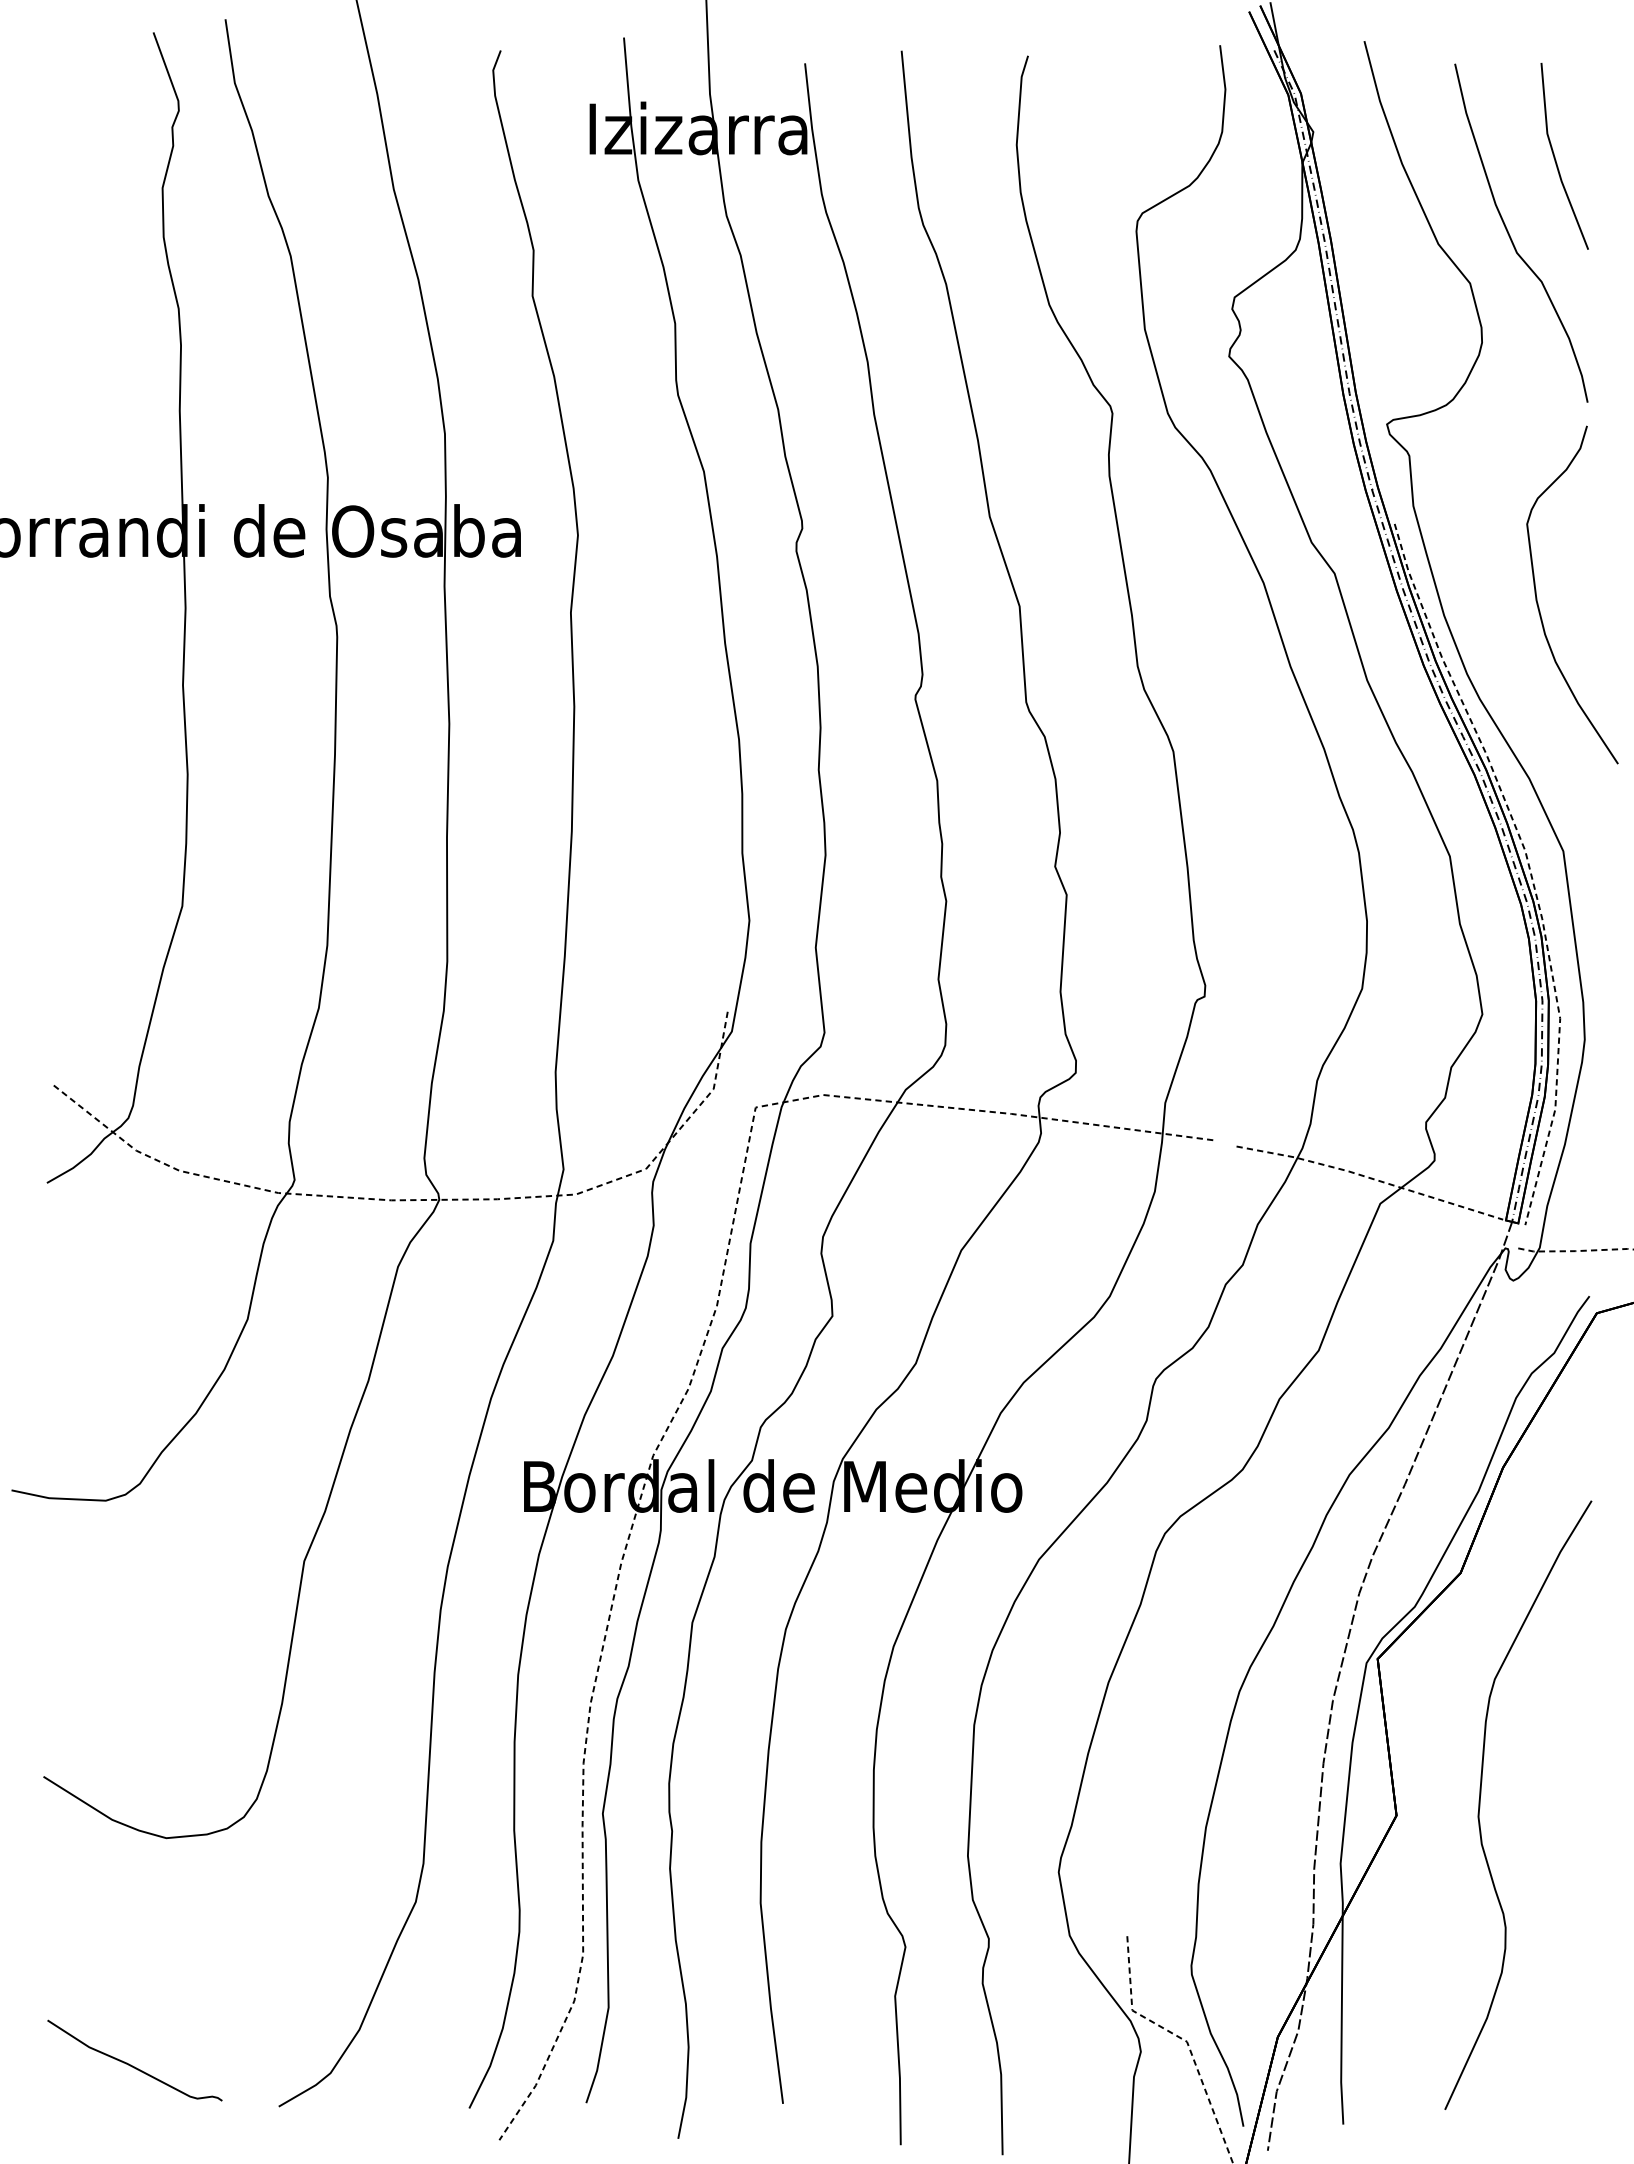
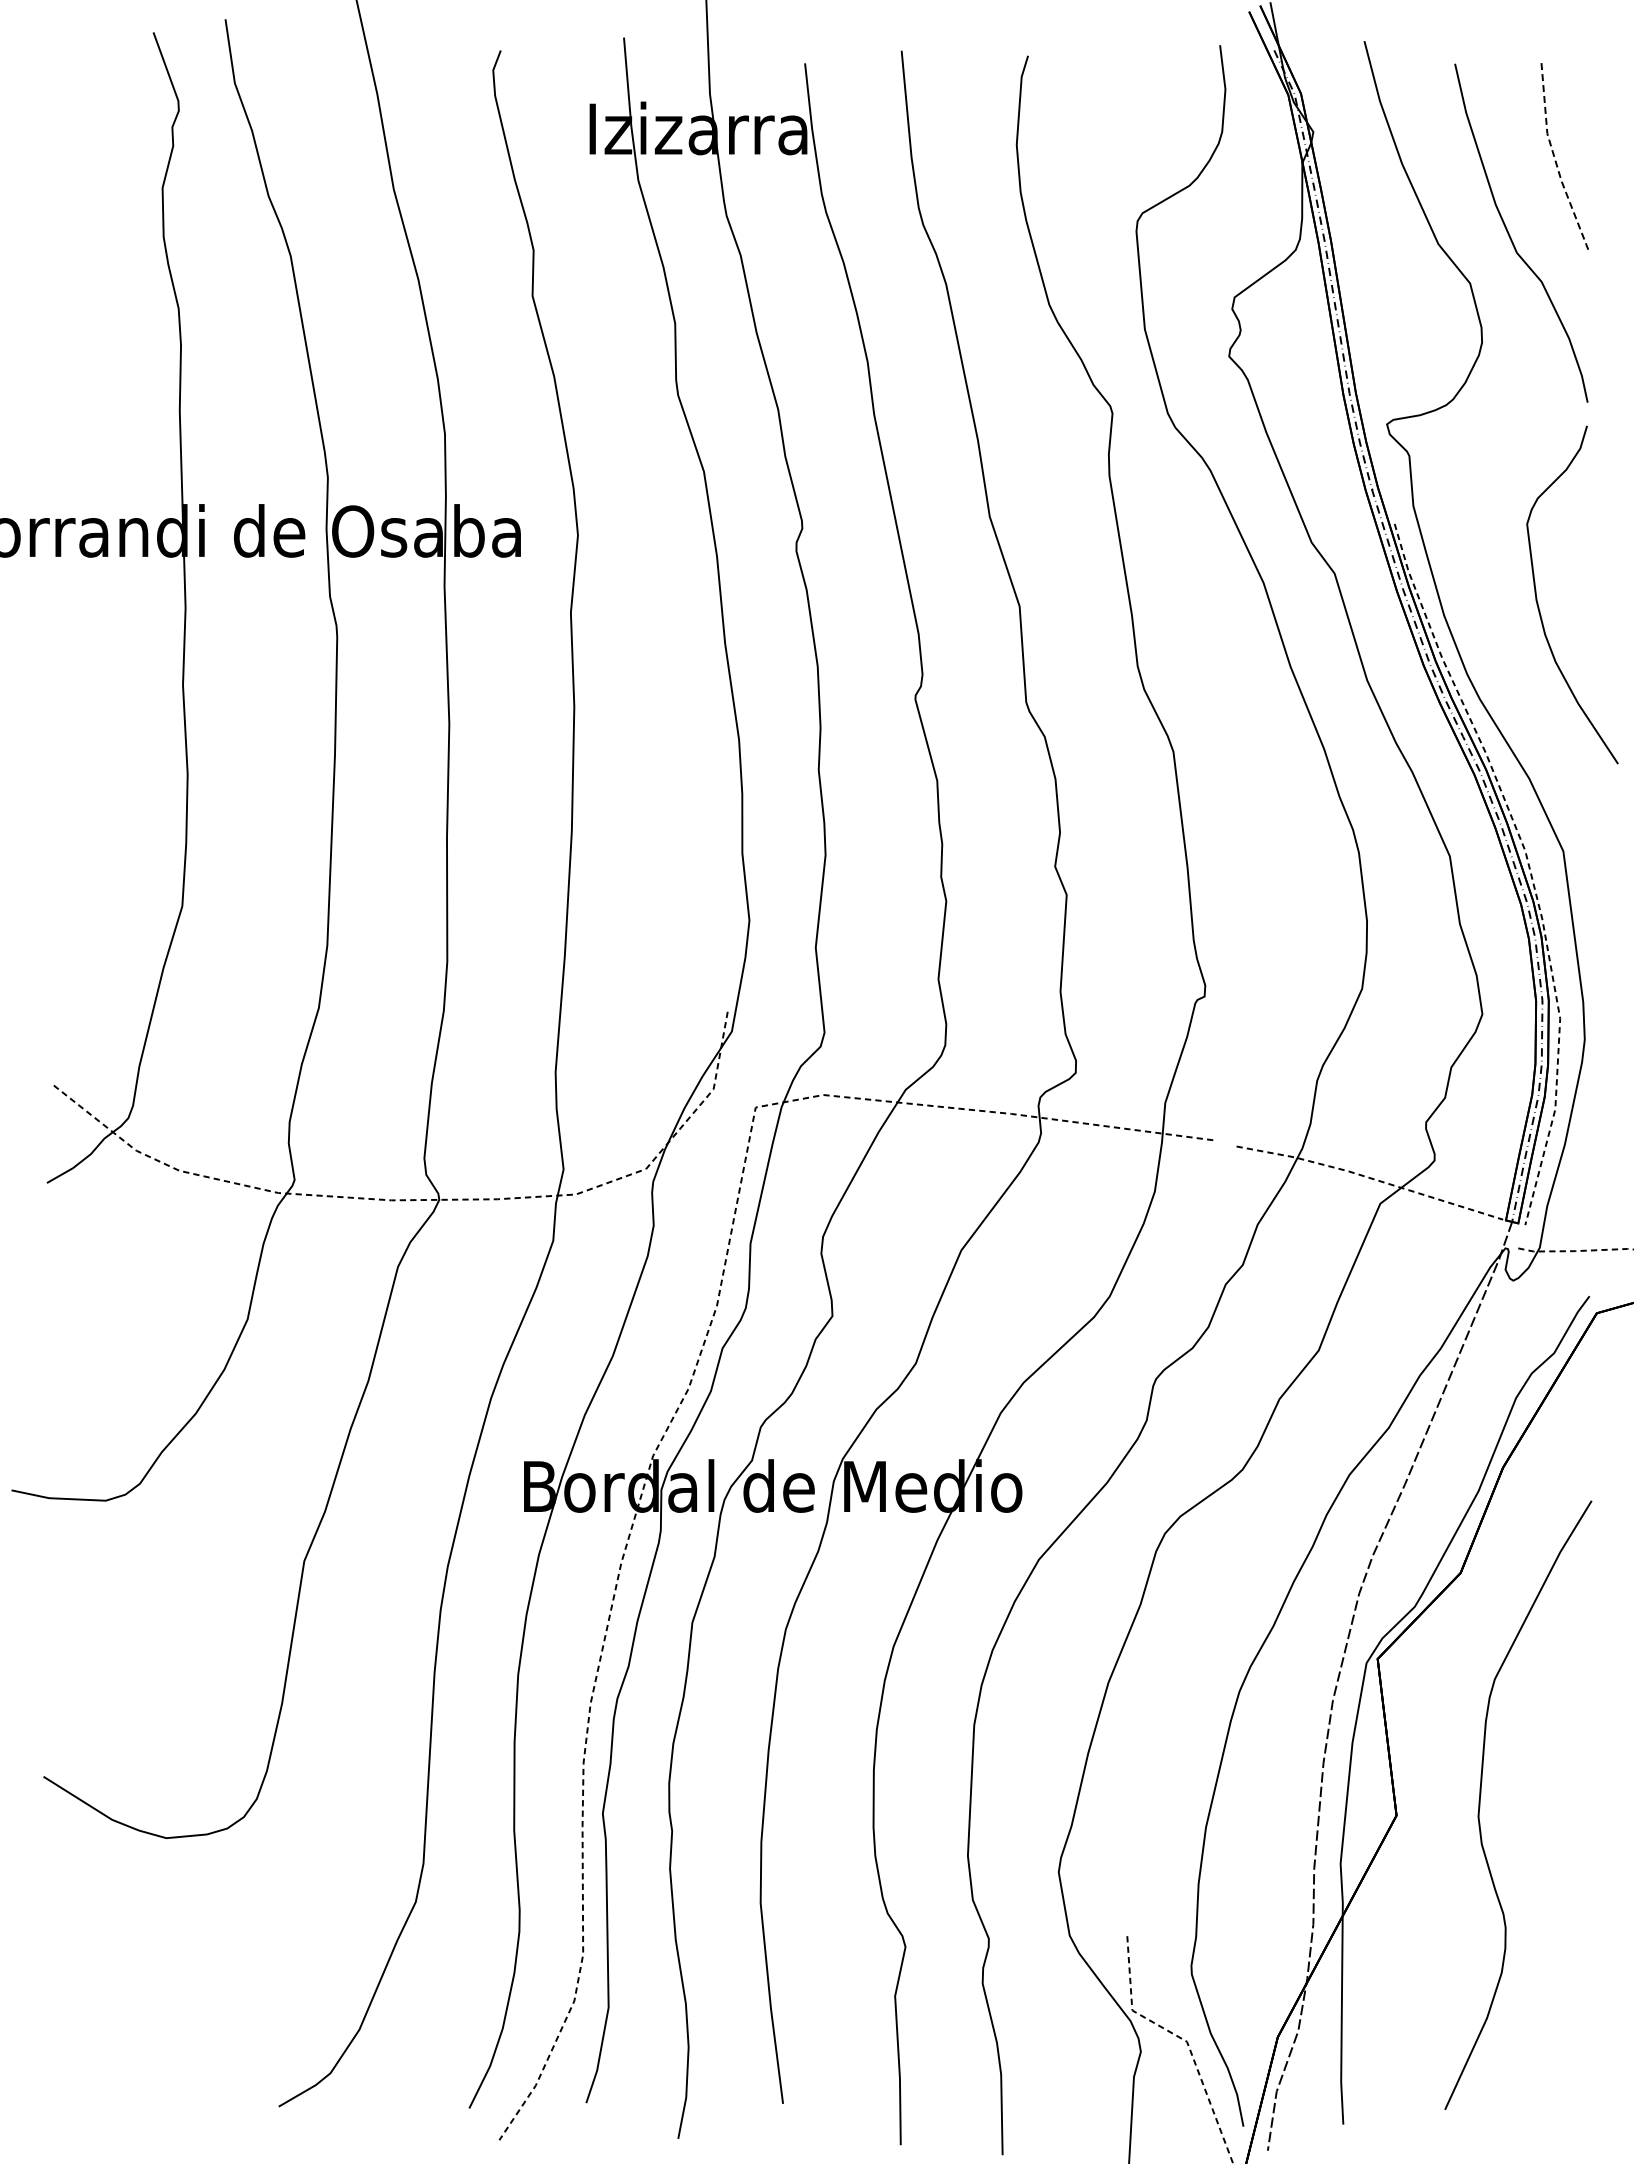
line: solid -> dashed (1554, 158)
curve: present -> none (132, 2065)
